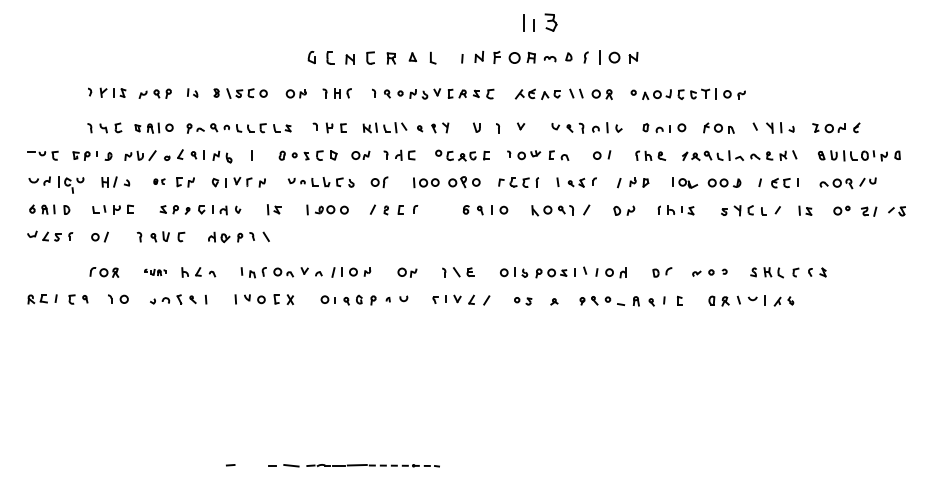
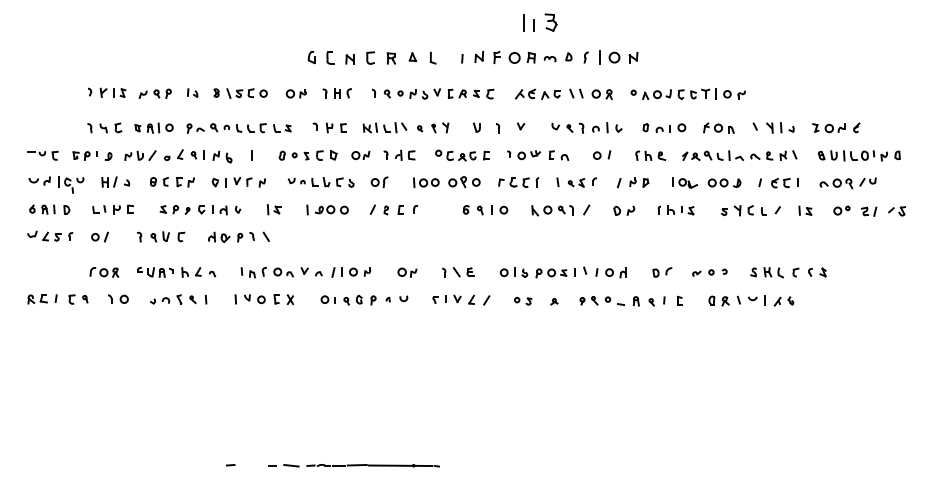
part size: 13x7 px -> 19x11 px (159, 181)
part size: 23x9 px -> 37x11 px (155, 272)
line: dashed -> solid (400, 465)
